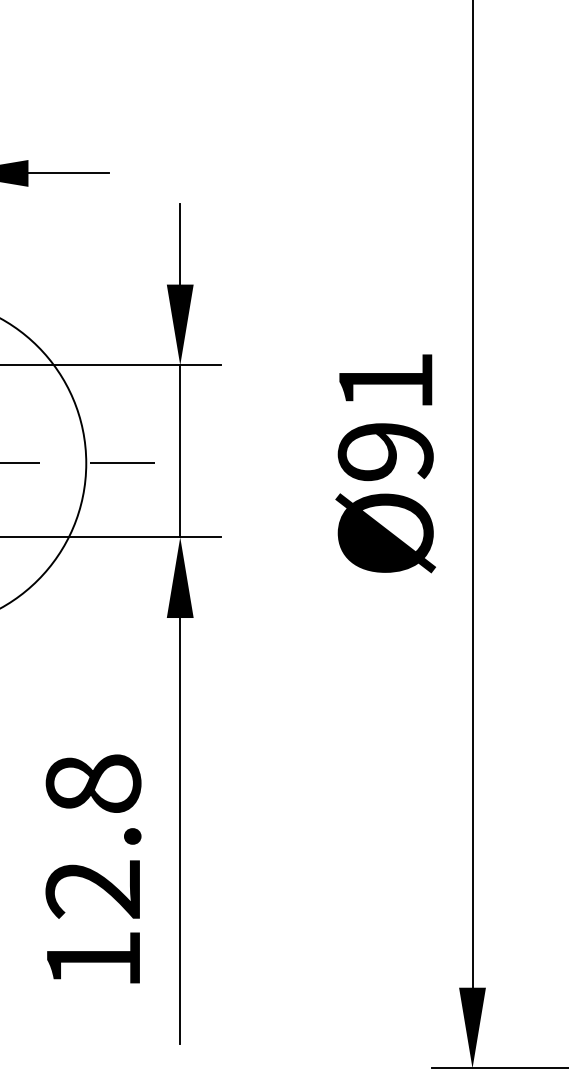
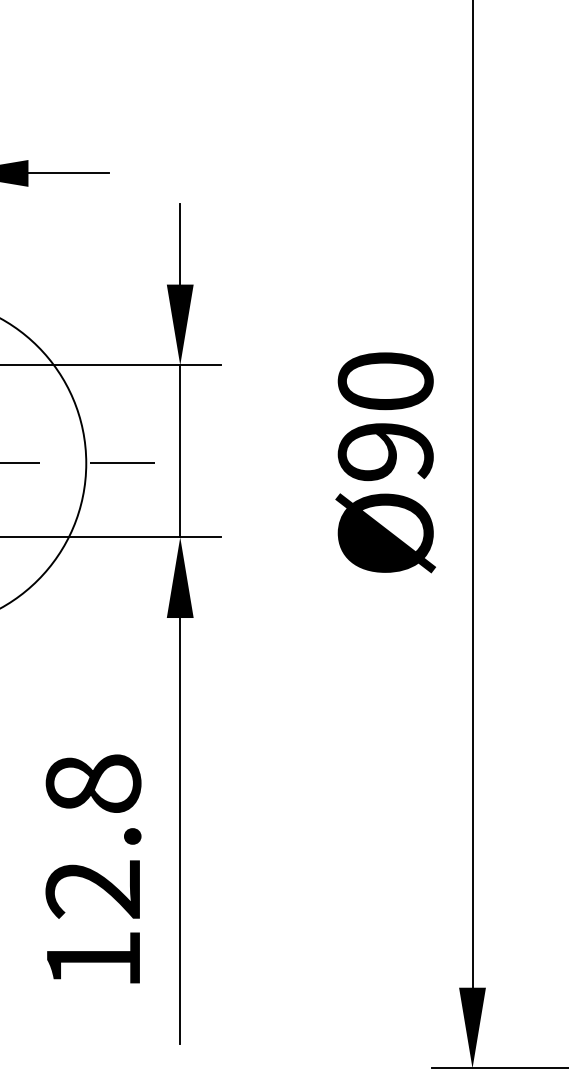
text: Ø91 -> Ø90 (385, 381)
